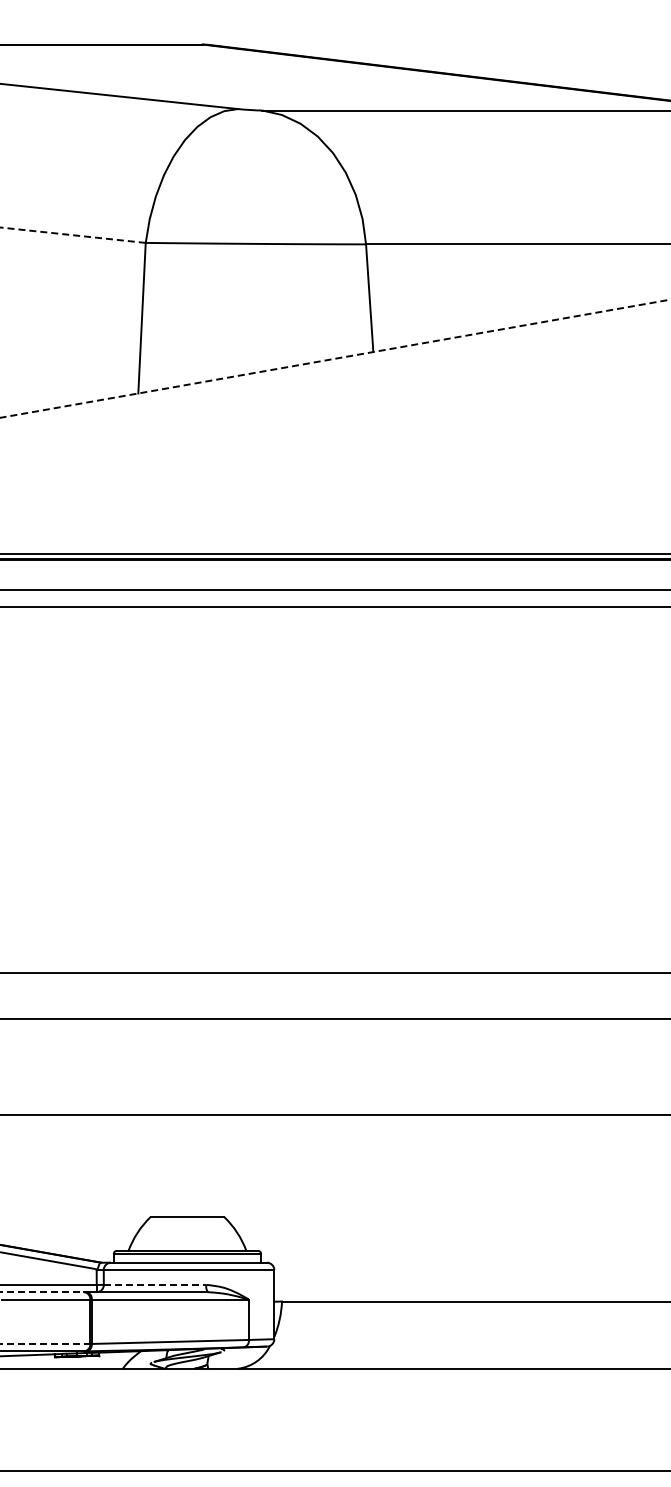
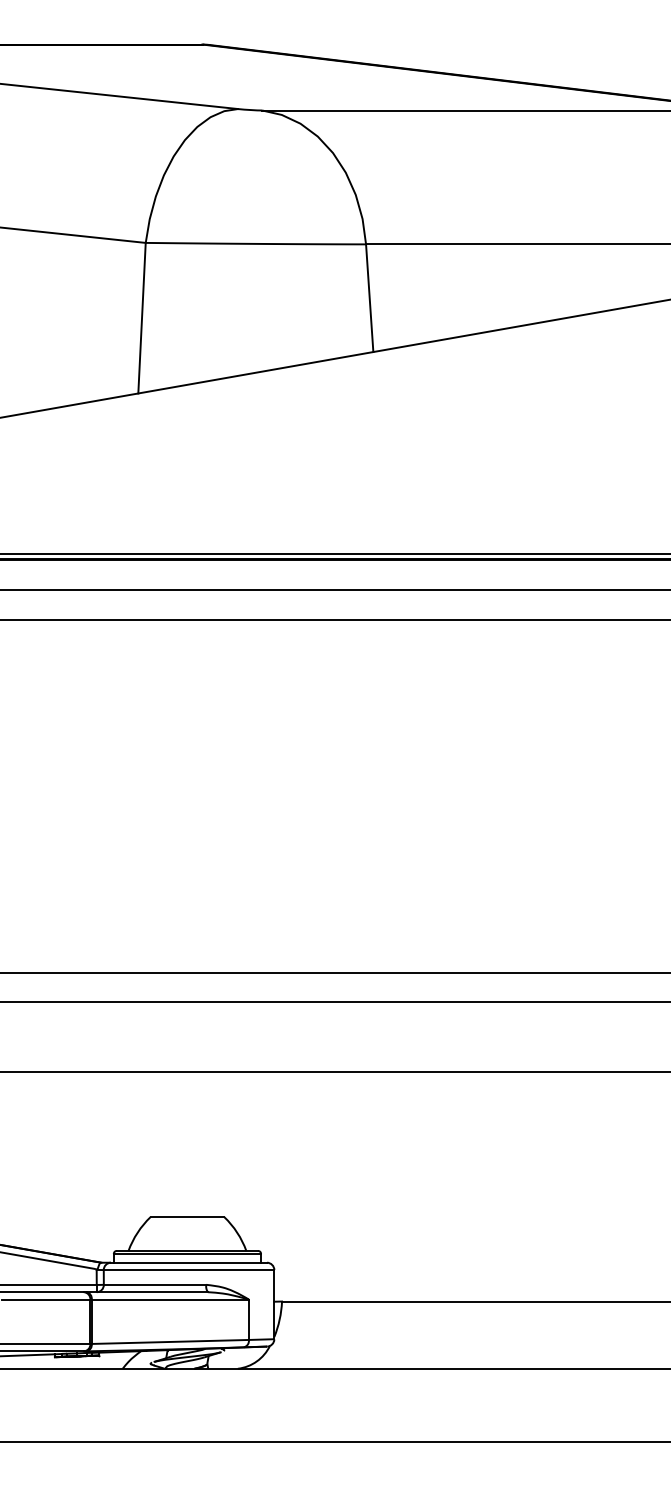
line: dashed -> solid (73, 235)
line: dashed -> solid (335, 358)
line position: (334, 606) -> (334, 619) (334, 619)
line position: (334, 1018) -> (334, 1001) (334, 1001)
line position: (334, 1114) -> (334, 1071) (334, 1071)
line: dashed -> solid (155, 1284)
line: dashed -> solid (42, 1292)
line: dashed -> solid (45, 1343)
line position: (334, 1471) -> (334, 1442) (334, 1442)
